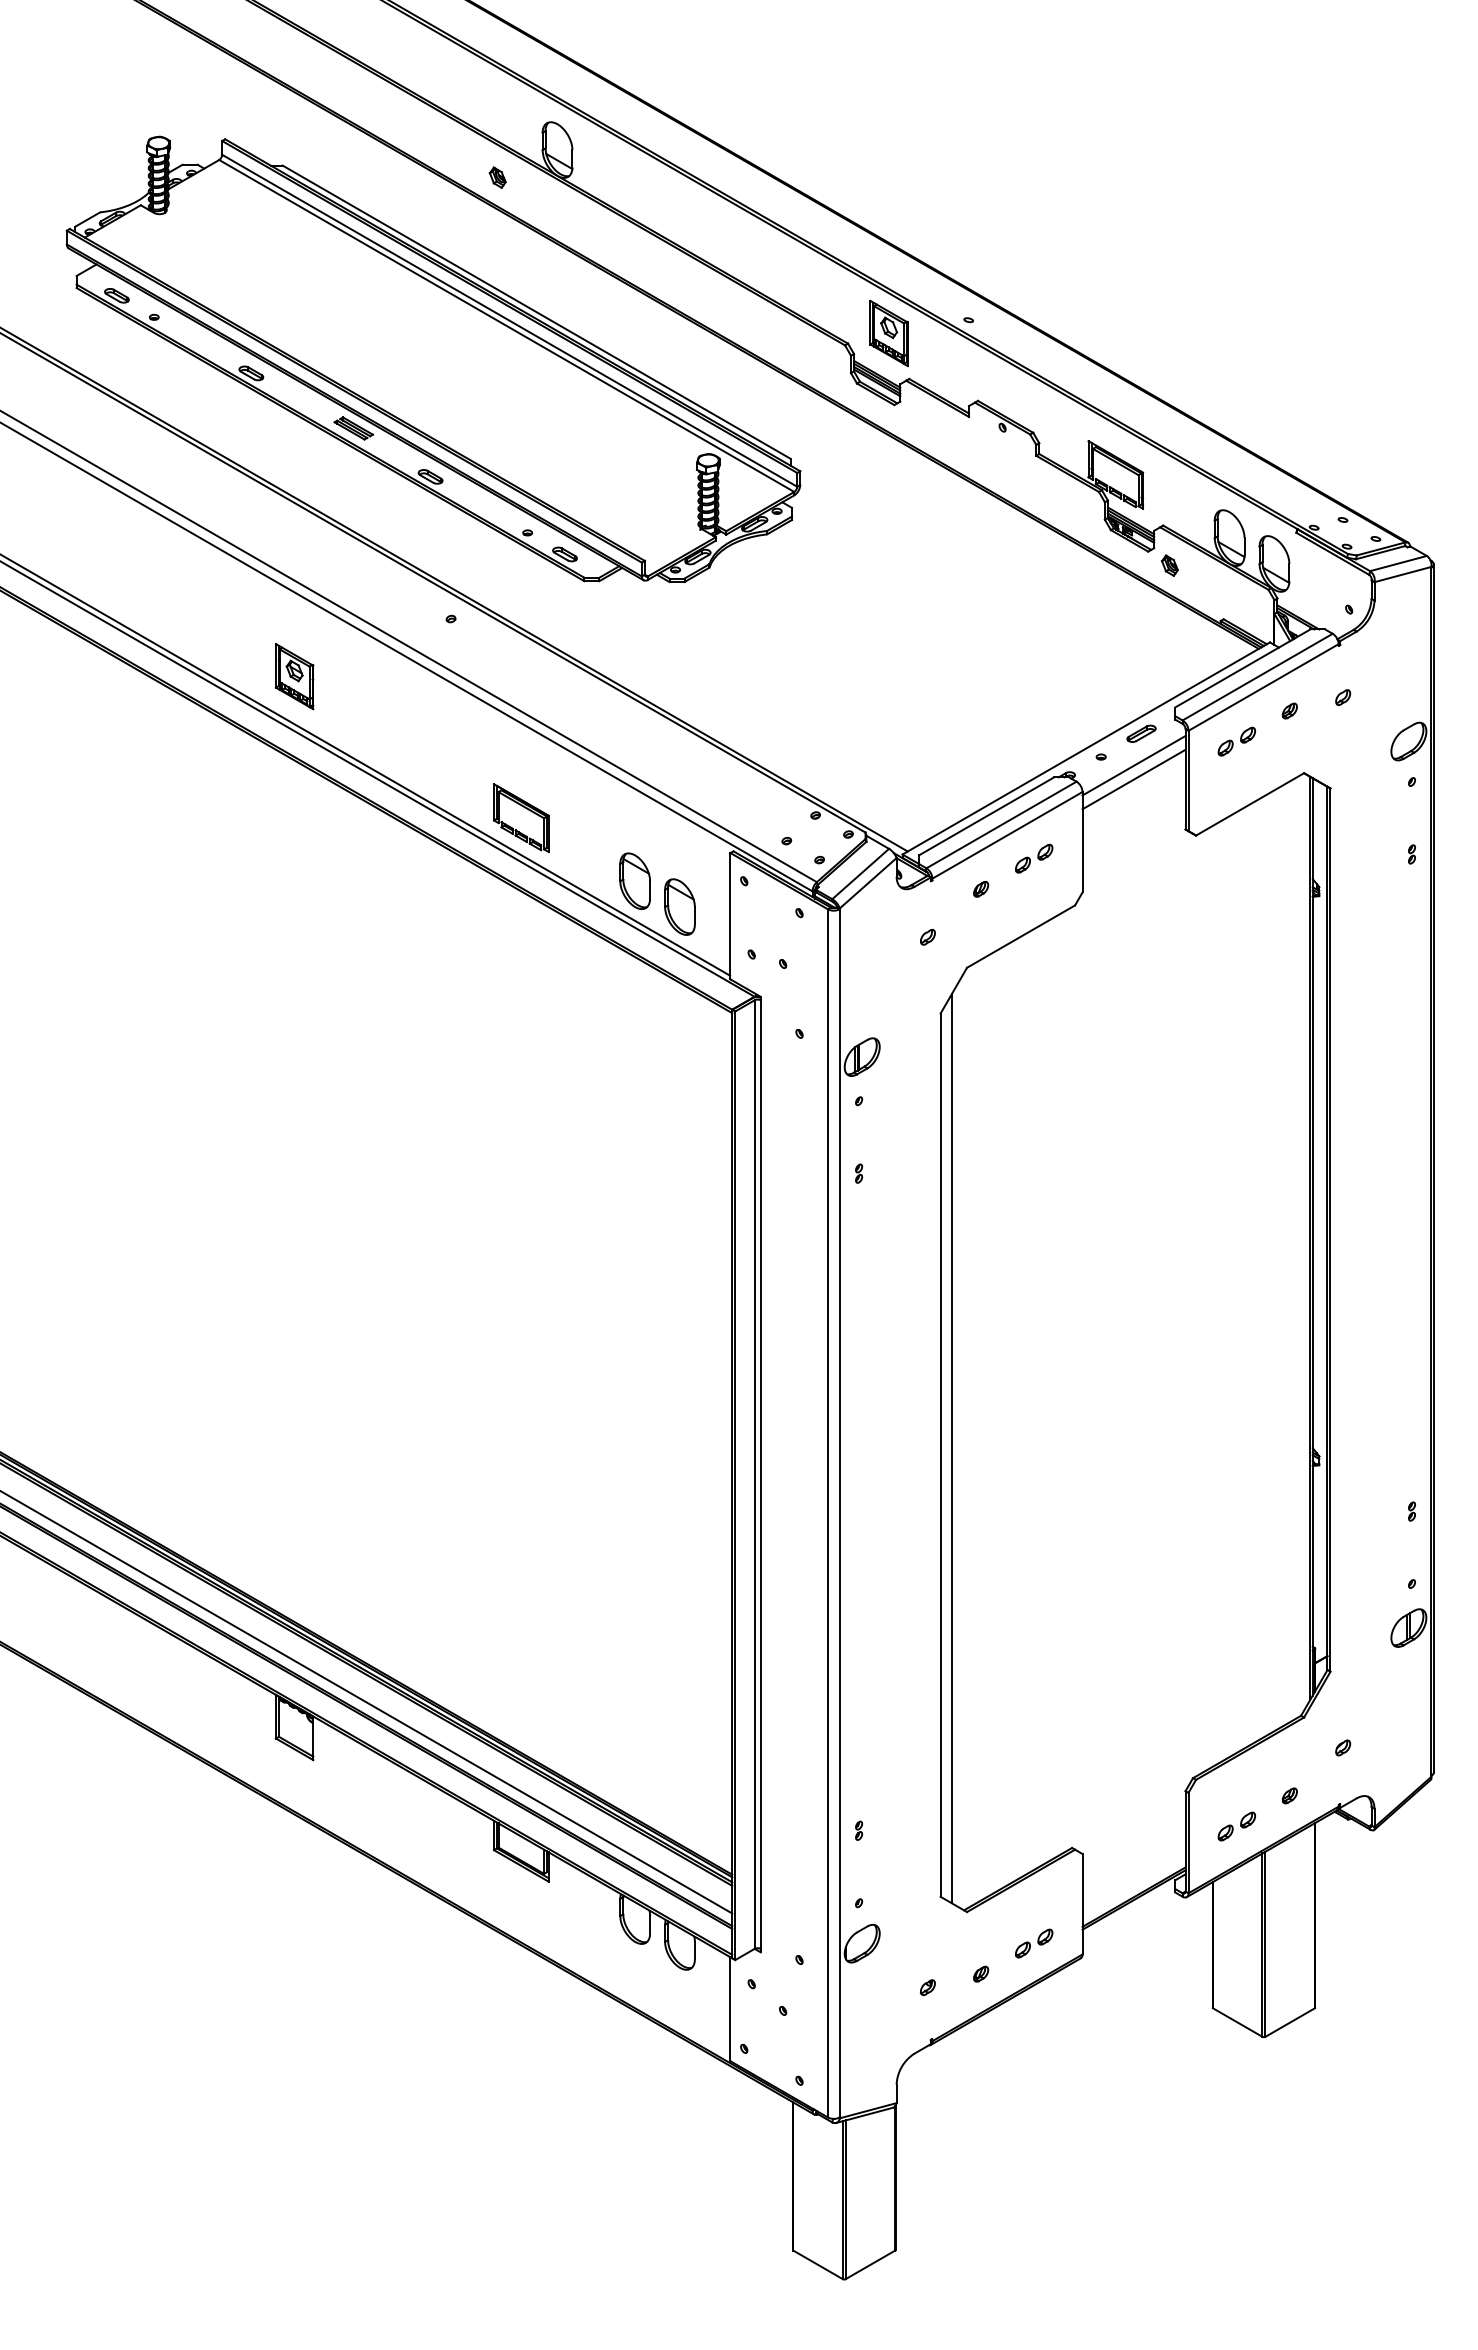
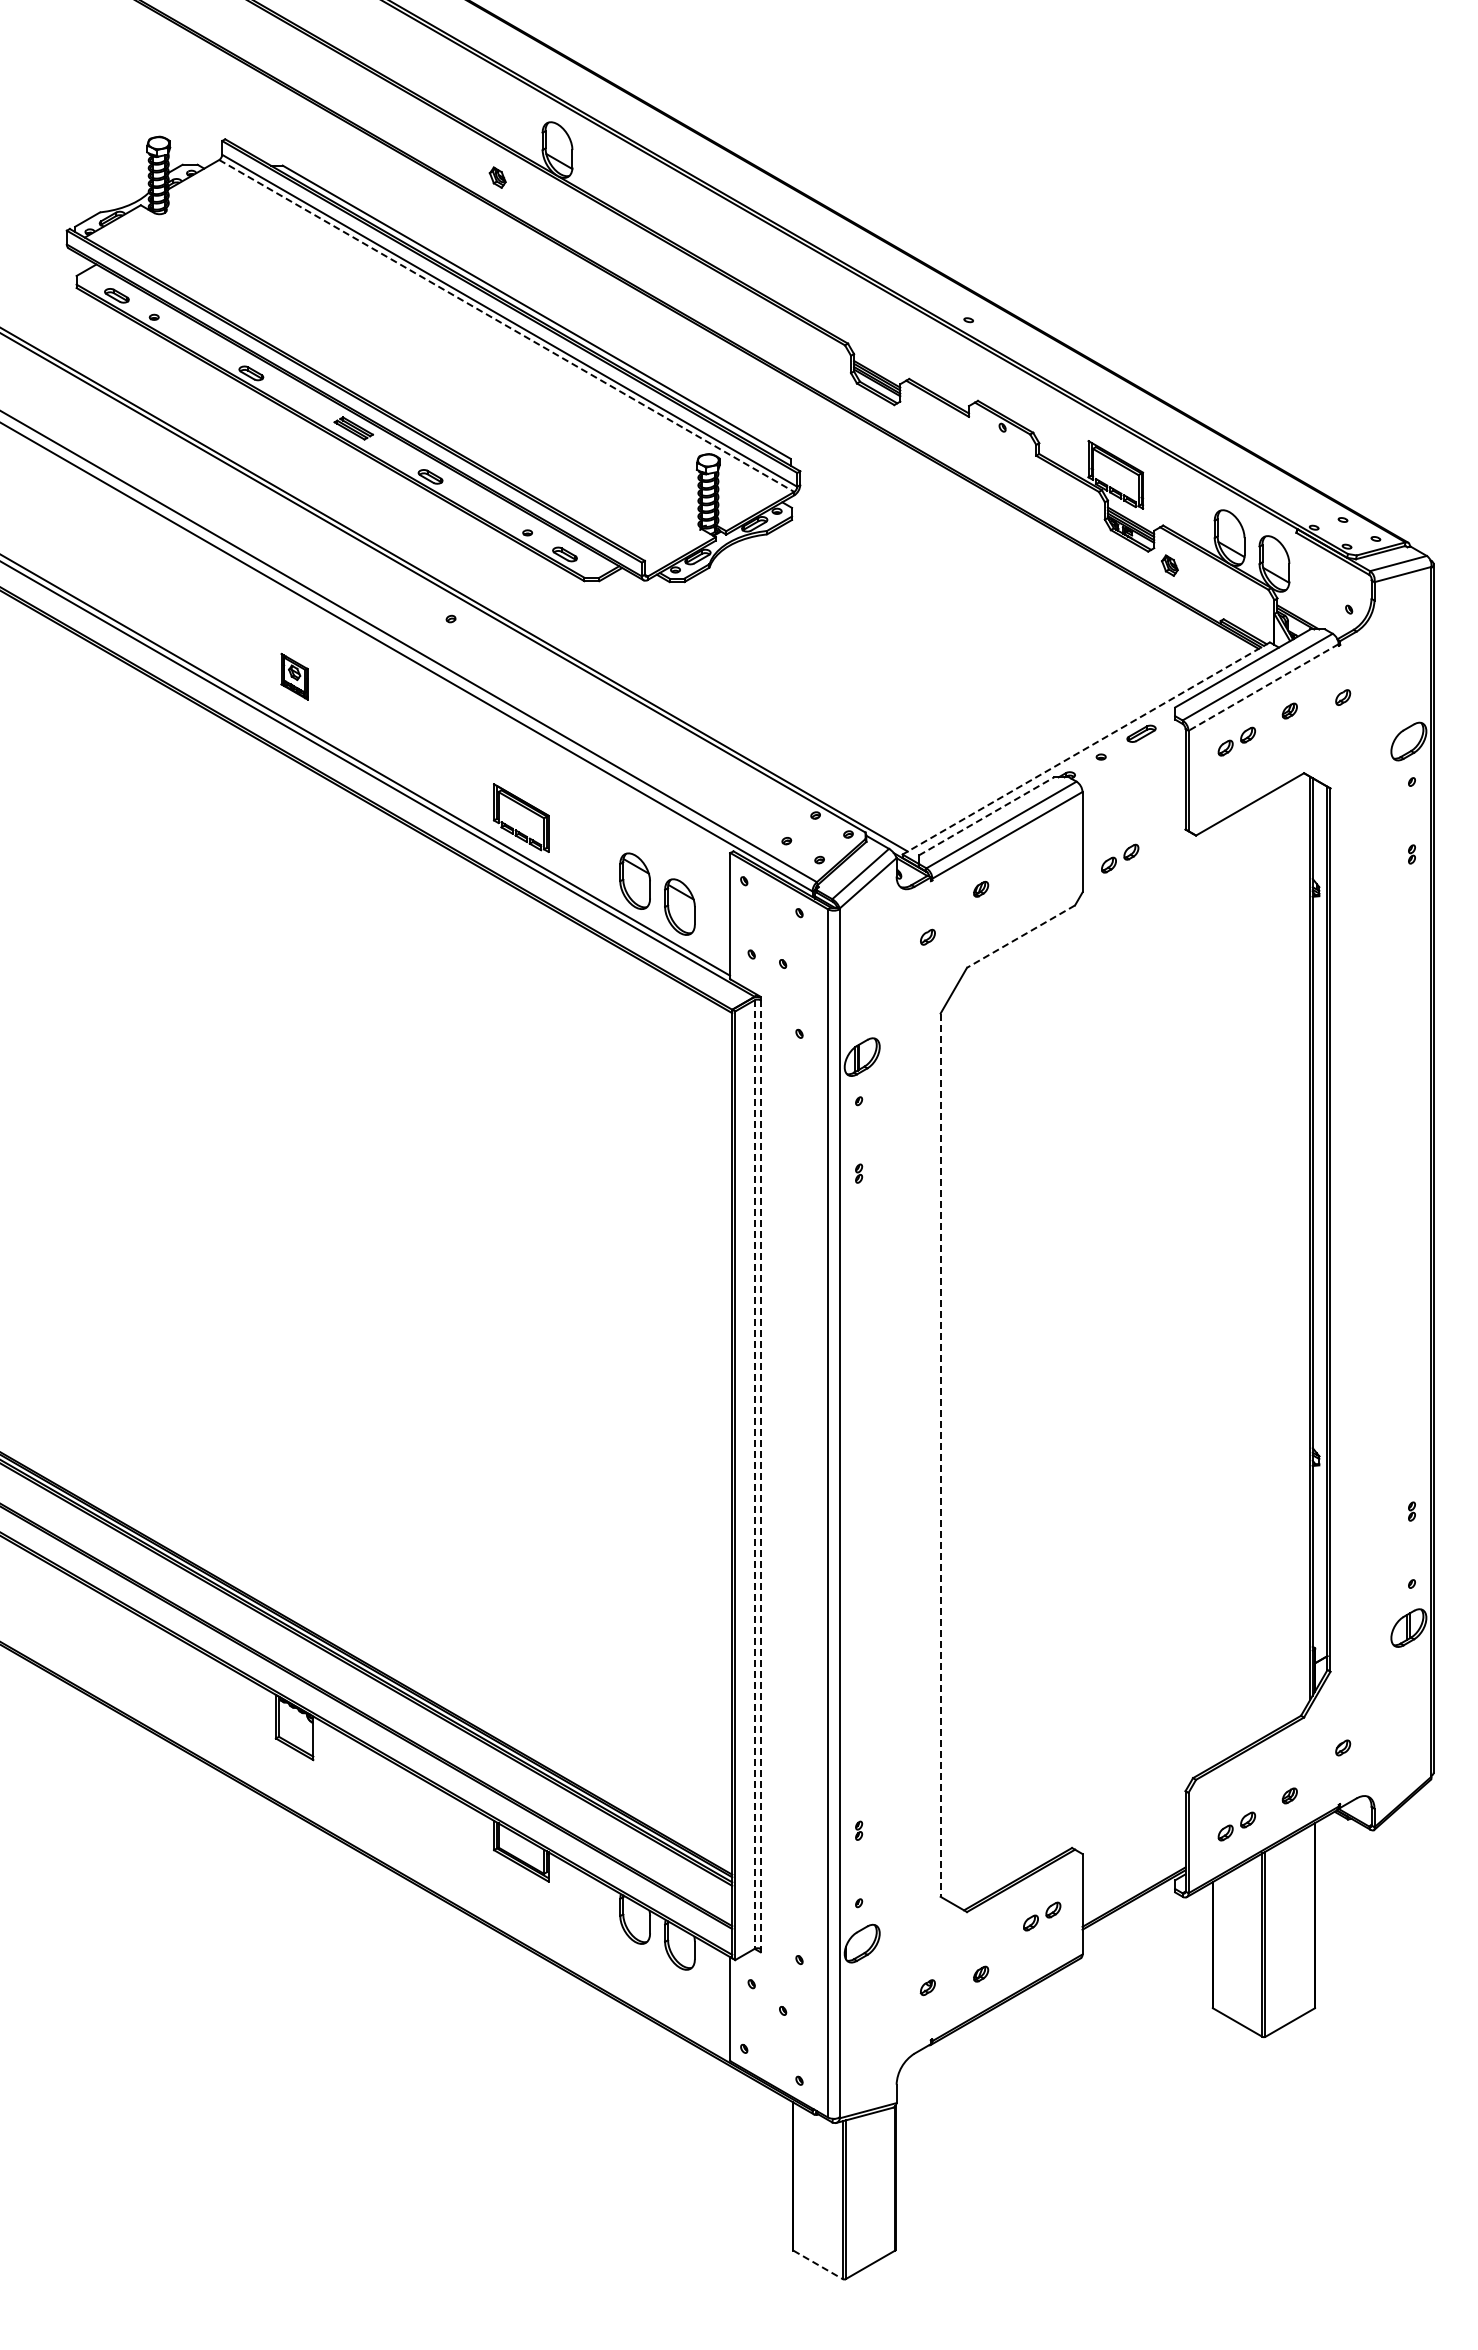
line: solid -> dashed (506, 325)
part: present -> none (888, 332)
part size: 41x68 px -> 29x49 px (294, 676)
line: solid -> dashed (1263, 687)
line: solid -> dashed (1085, 748)
line: present -> none (1133, 765)
line: present -> none (1133, 779)
line: solid -> dashed (987, 816)
part position: (1034, 858) -> (1120, 858) (1120, 858)
line: solid -> dashed (1020, 936)
line: present -> none (951, 1448)
line: solid -> dashed (940, 1455)
line: solid -> dashed (754, 1475)
line: solid -> dashed (760, 1475)
line: present -> none (367, 1702)
part position: (1034, 1943) -> (1042, 1916) (1042, 1916)
line: solid -> dashed (818, 2265)
